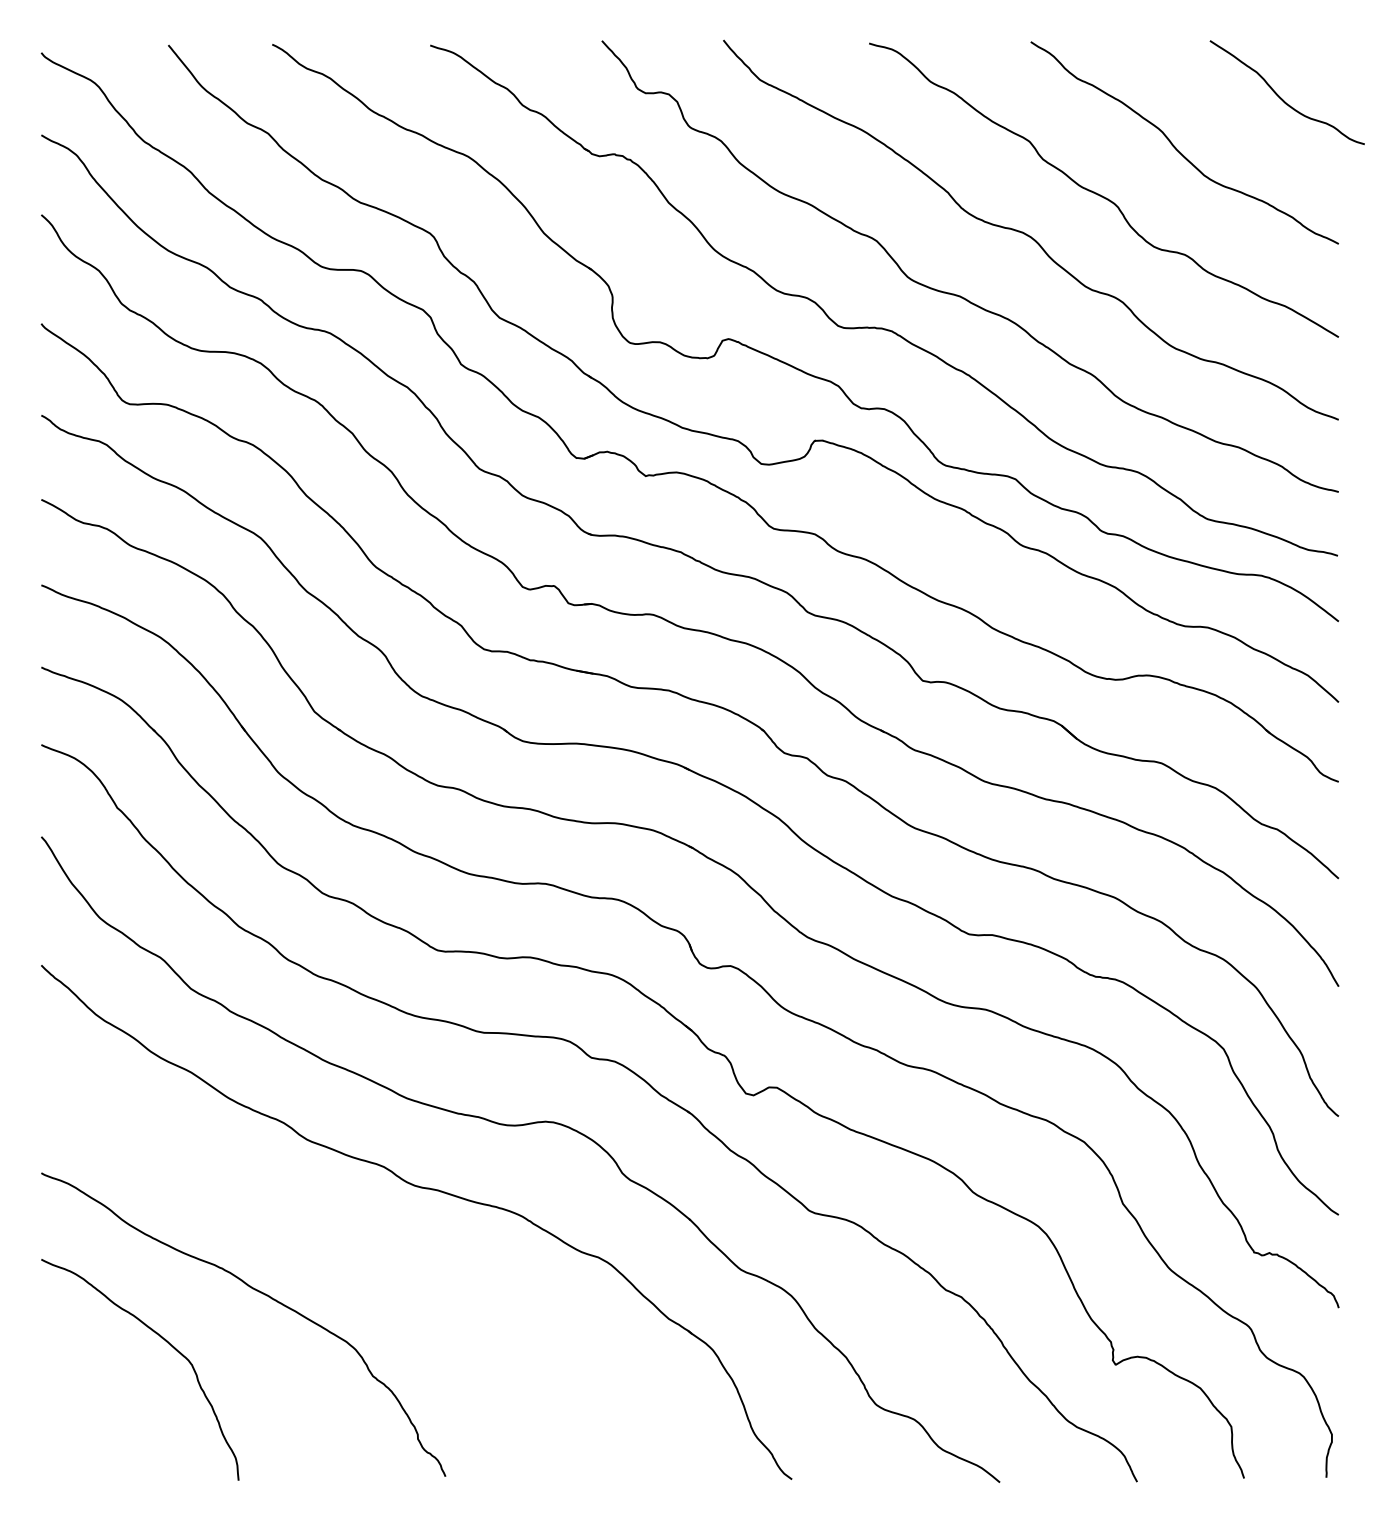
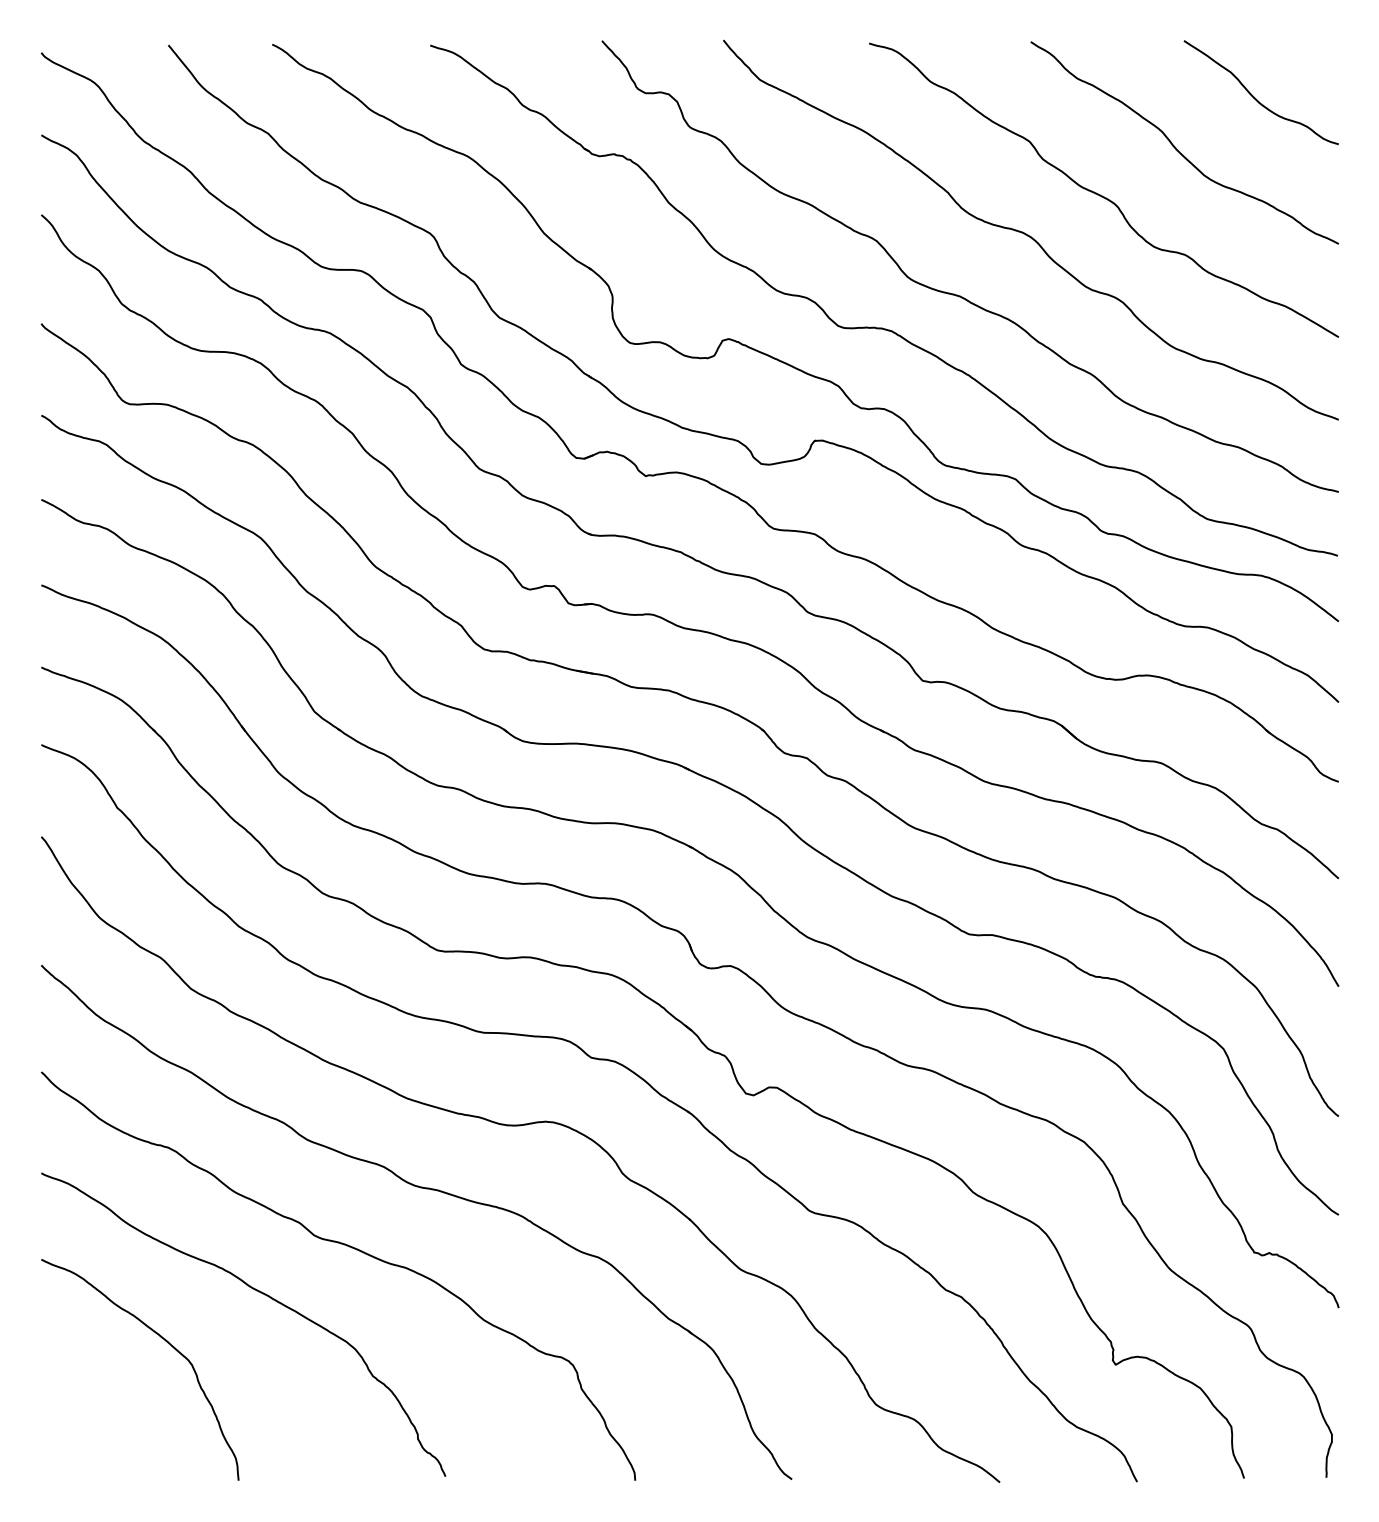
curve position: (1281, 97) -> (1255, 97) (1255, 97)
curve: none -> present (351, 1248)
